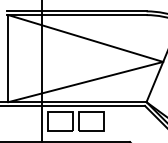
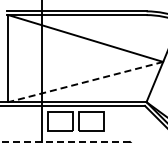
line: solid -> dashed (85, 82)
line: solid -> dashed (65, 142)
